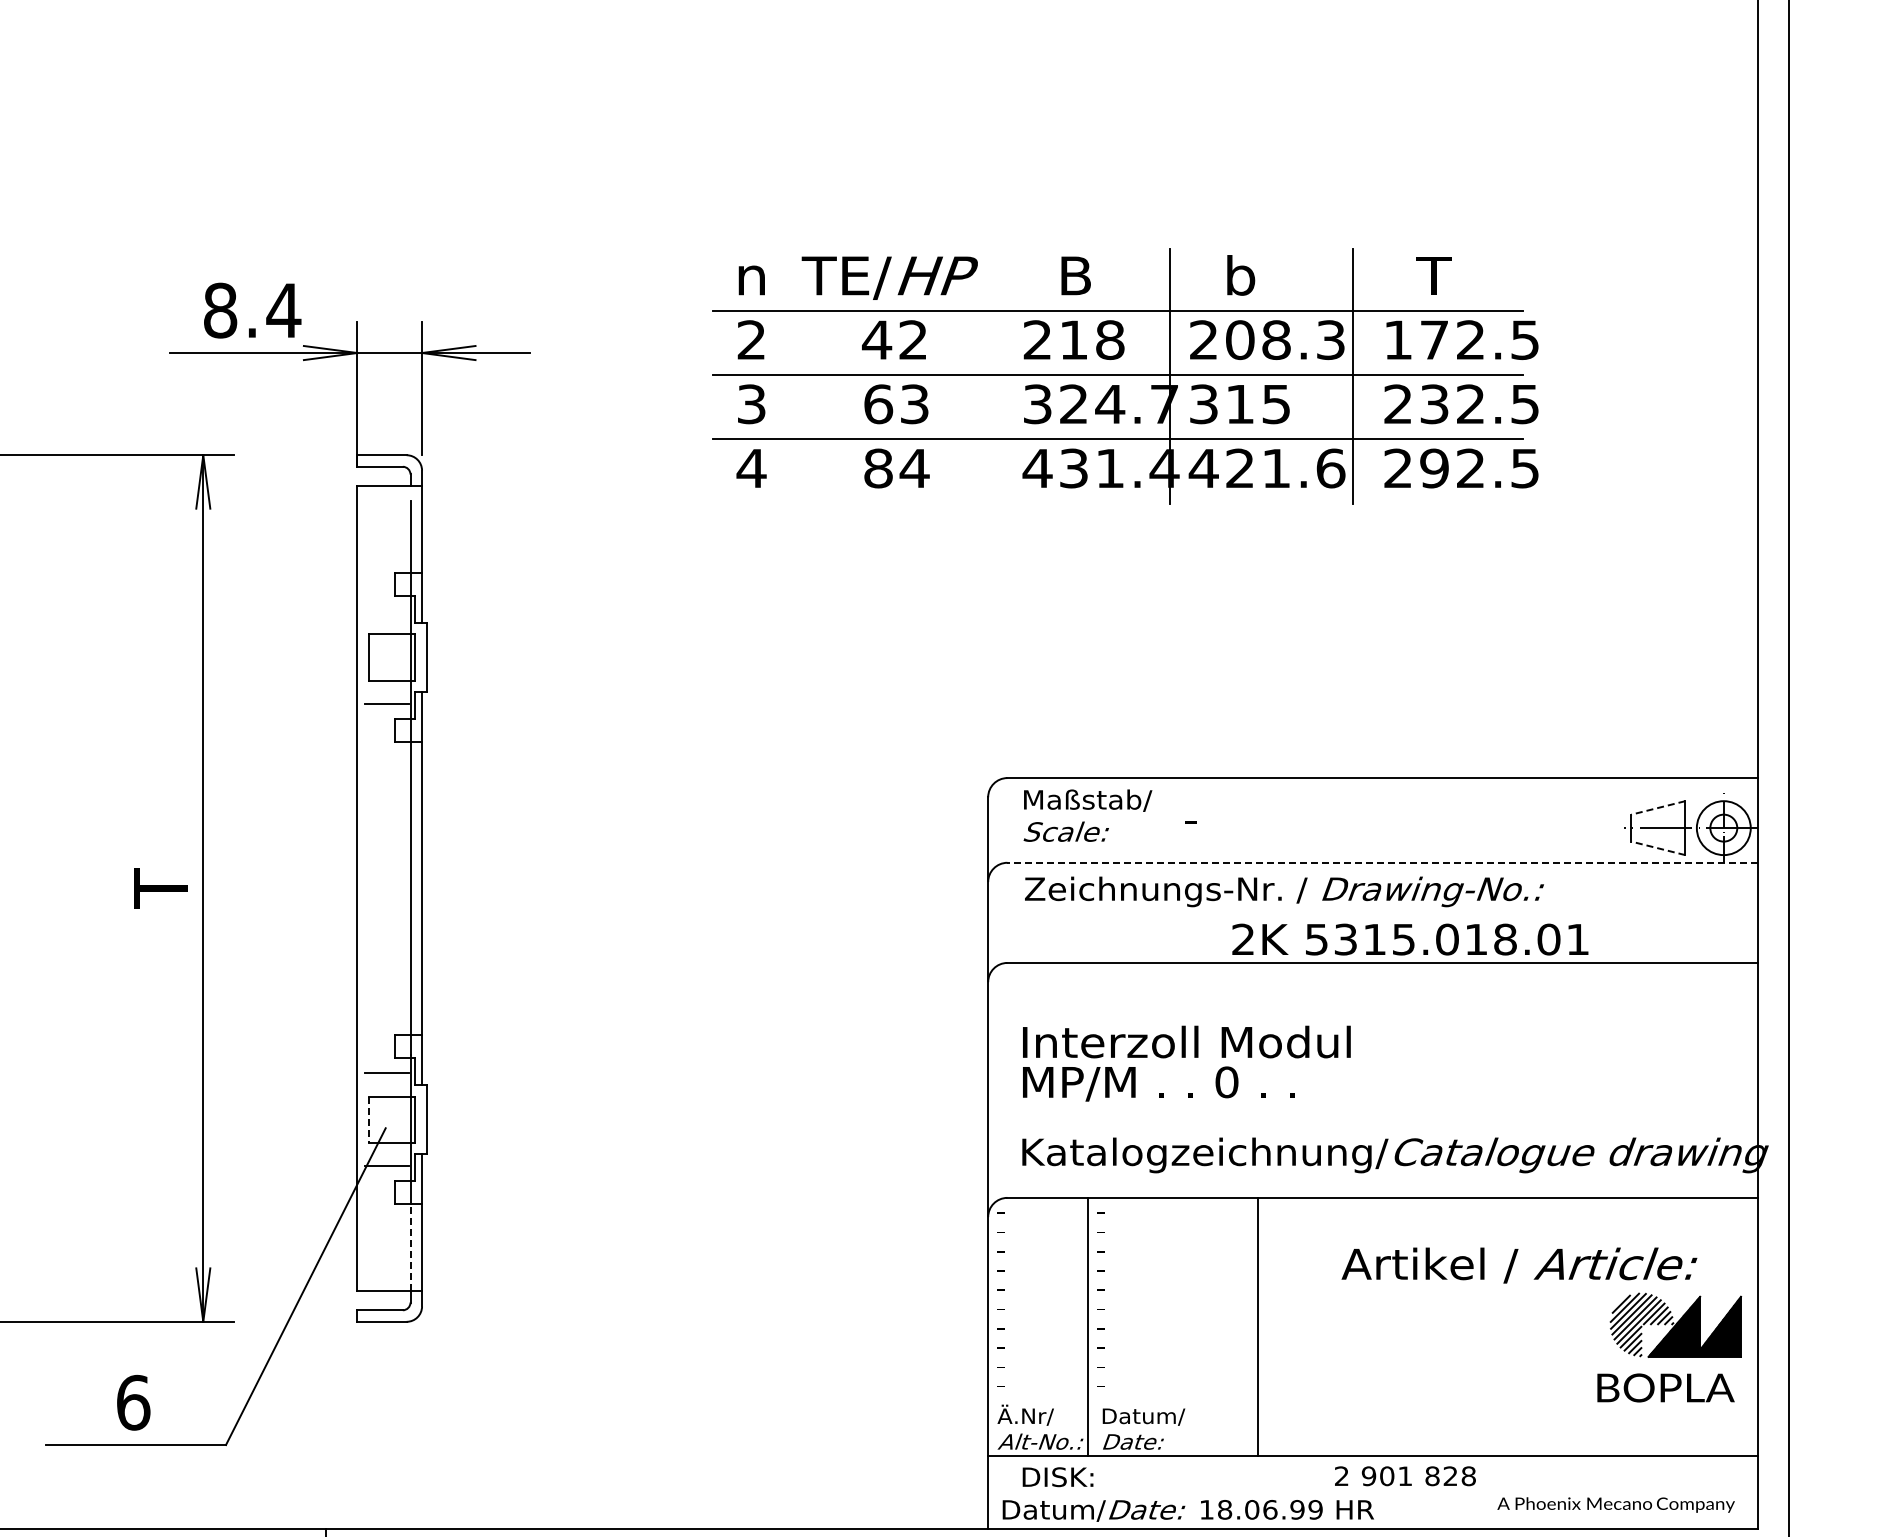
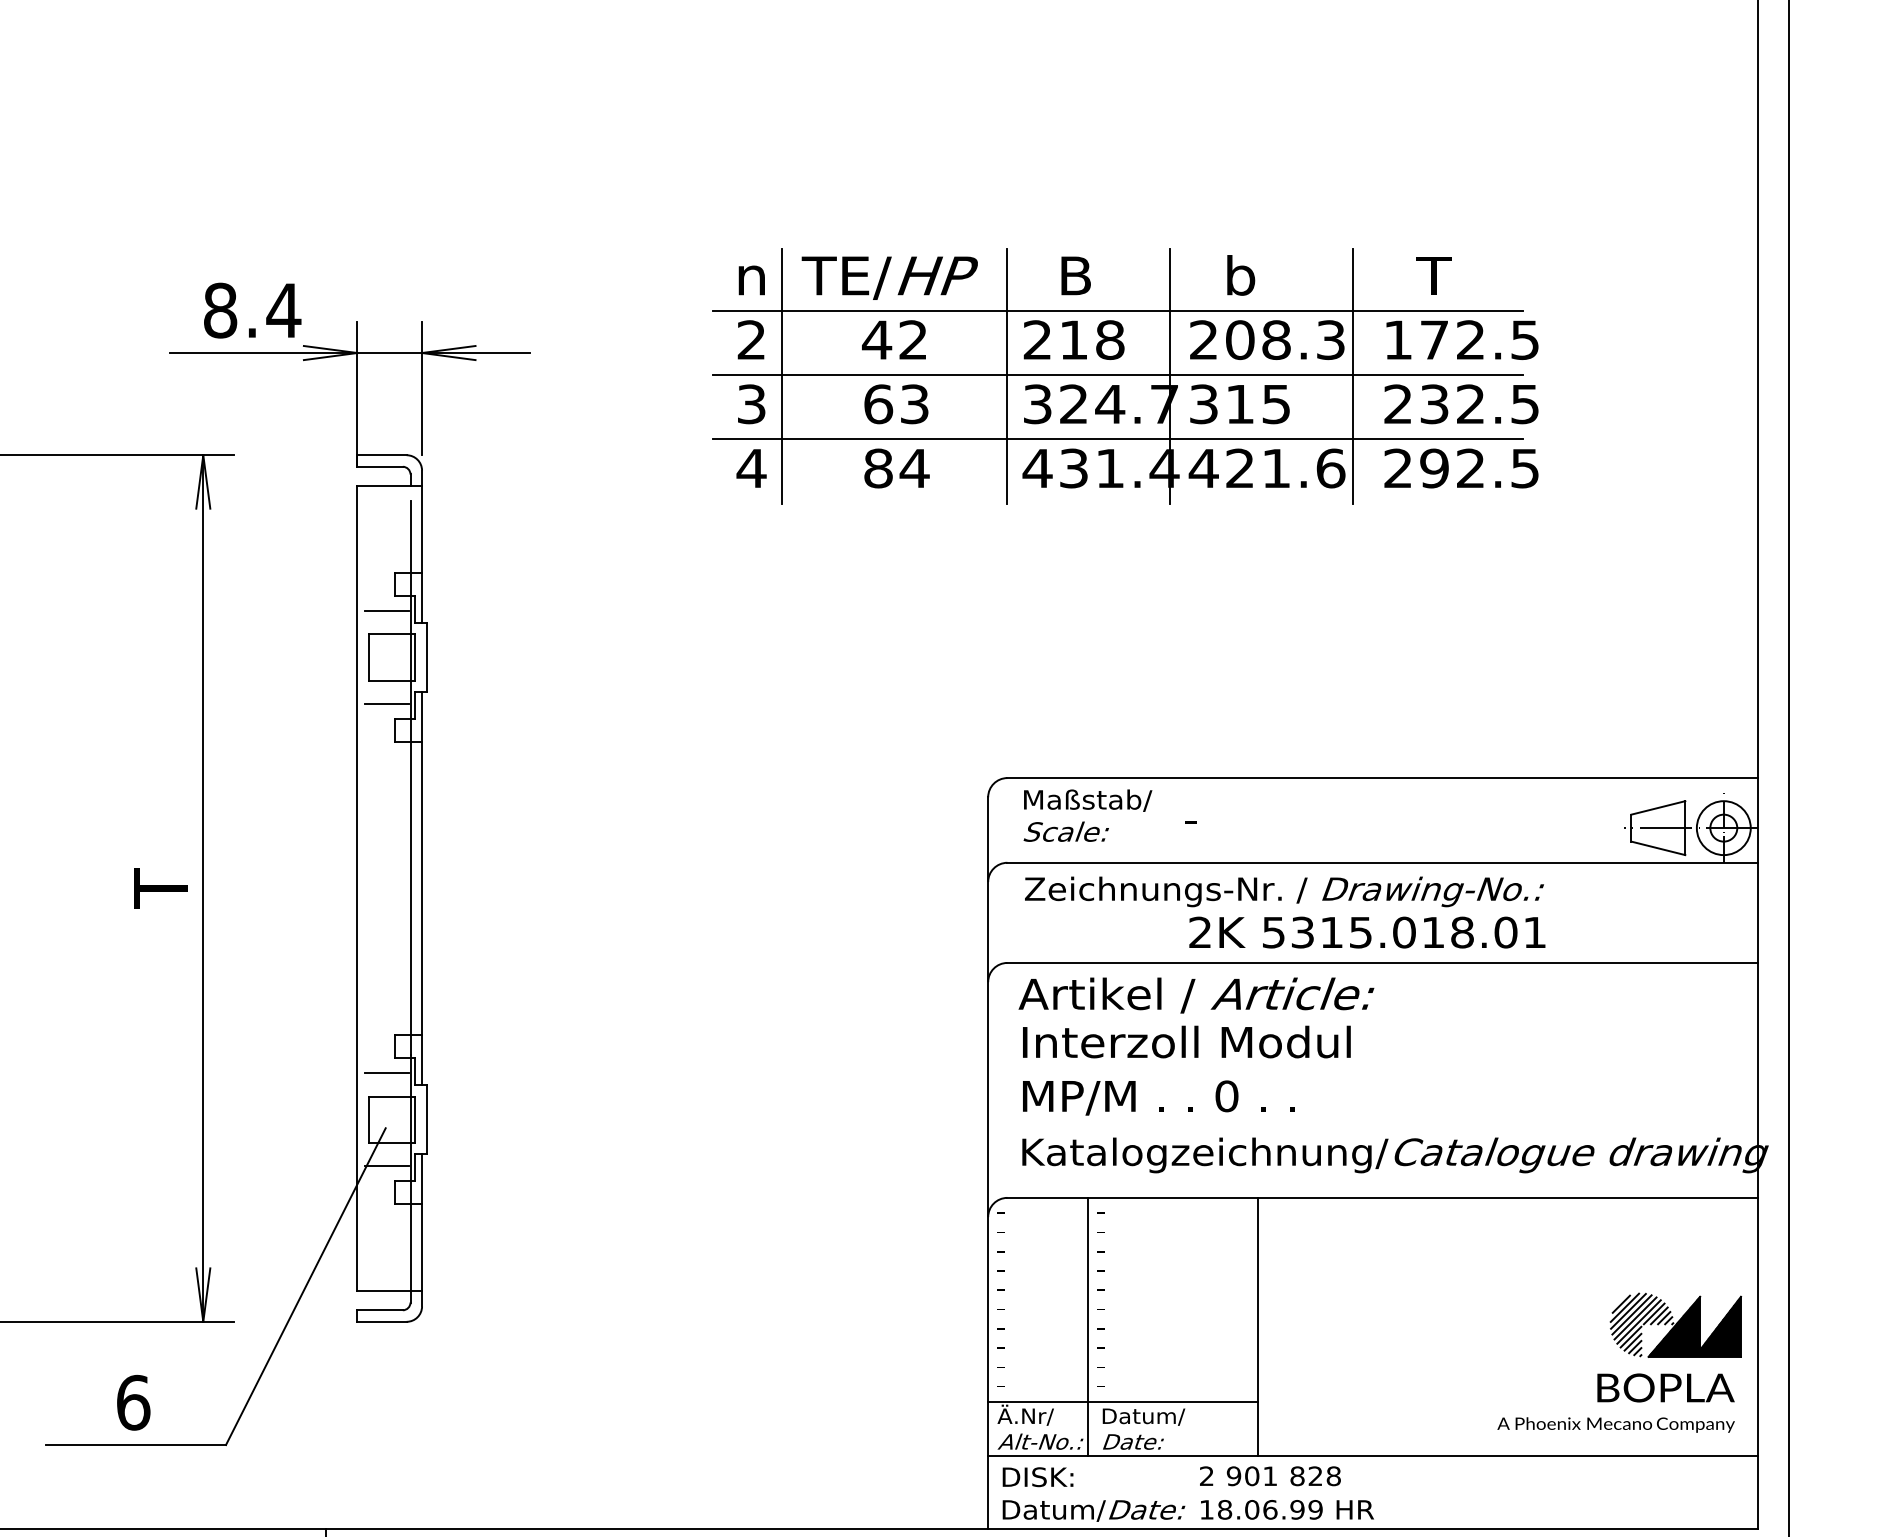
line: none -> present (781, 376)
line: none -> present (1006, 376)
line: none -> present (386, 610)
line: dashed -> solid (1658, 807)
line: dashed -> solid (1658, 848)
line: dashed -> solid (1382, 862)
text position: (1410, 939) -> (1367, 932) (1367, 932)
text position: (1158, 1083) -> (1158, 1097) (1158, 1097)
line: dashed -> solid (368, 1120)
line: dashed -> solid (410, 1247)
text position: (1519, 1265) -> (1196, 995) (1196, 995)
line: none -> present (1122, 1402)
text position: (1405, 1476) -> (1270, 1476) (1270, 1476)
text position: (1057, 1477) -> (1037, 1477) (1037, 1477)
text position: (1615, 1504) -> (1615, 1424) (1615, 1424)
